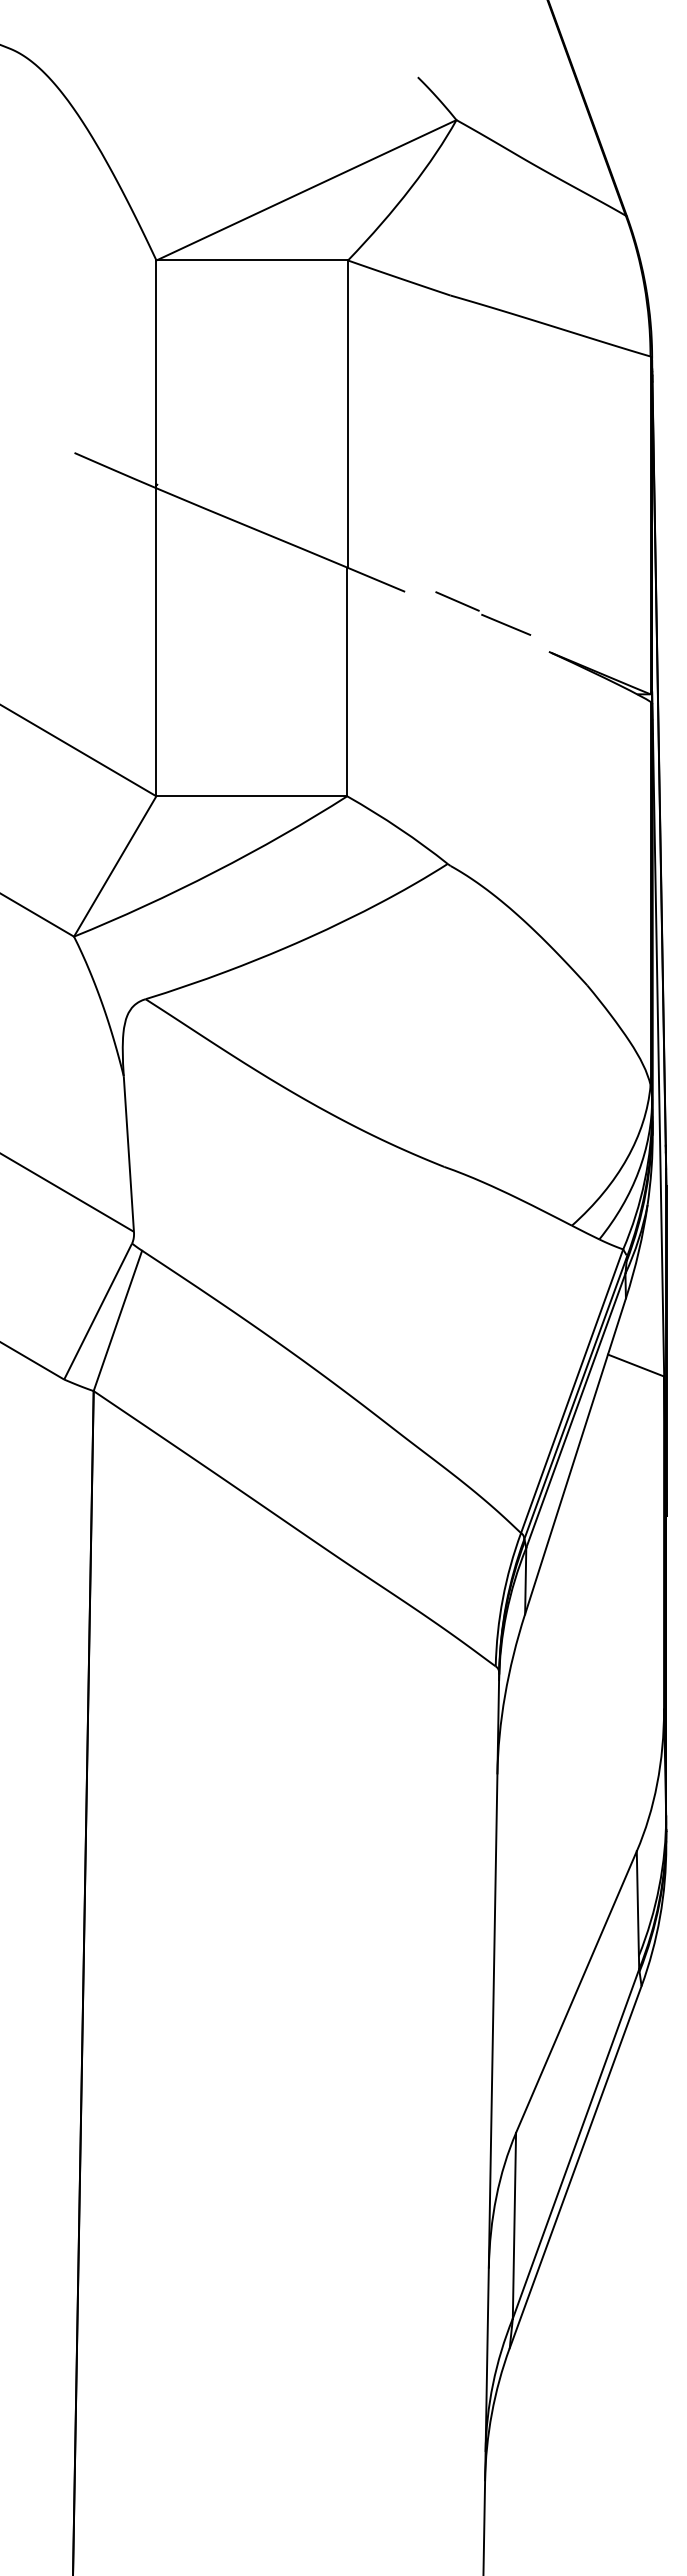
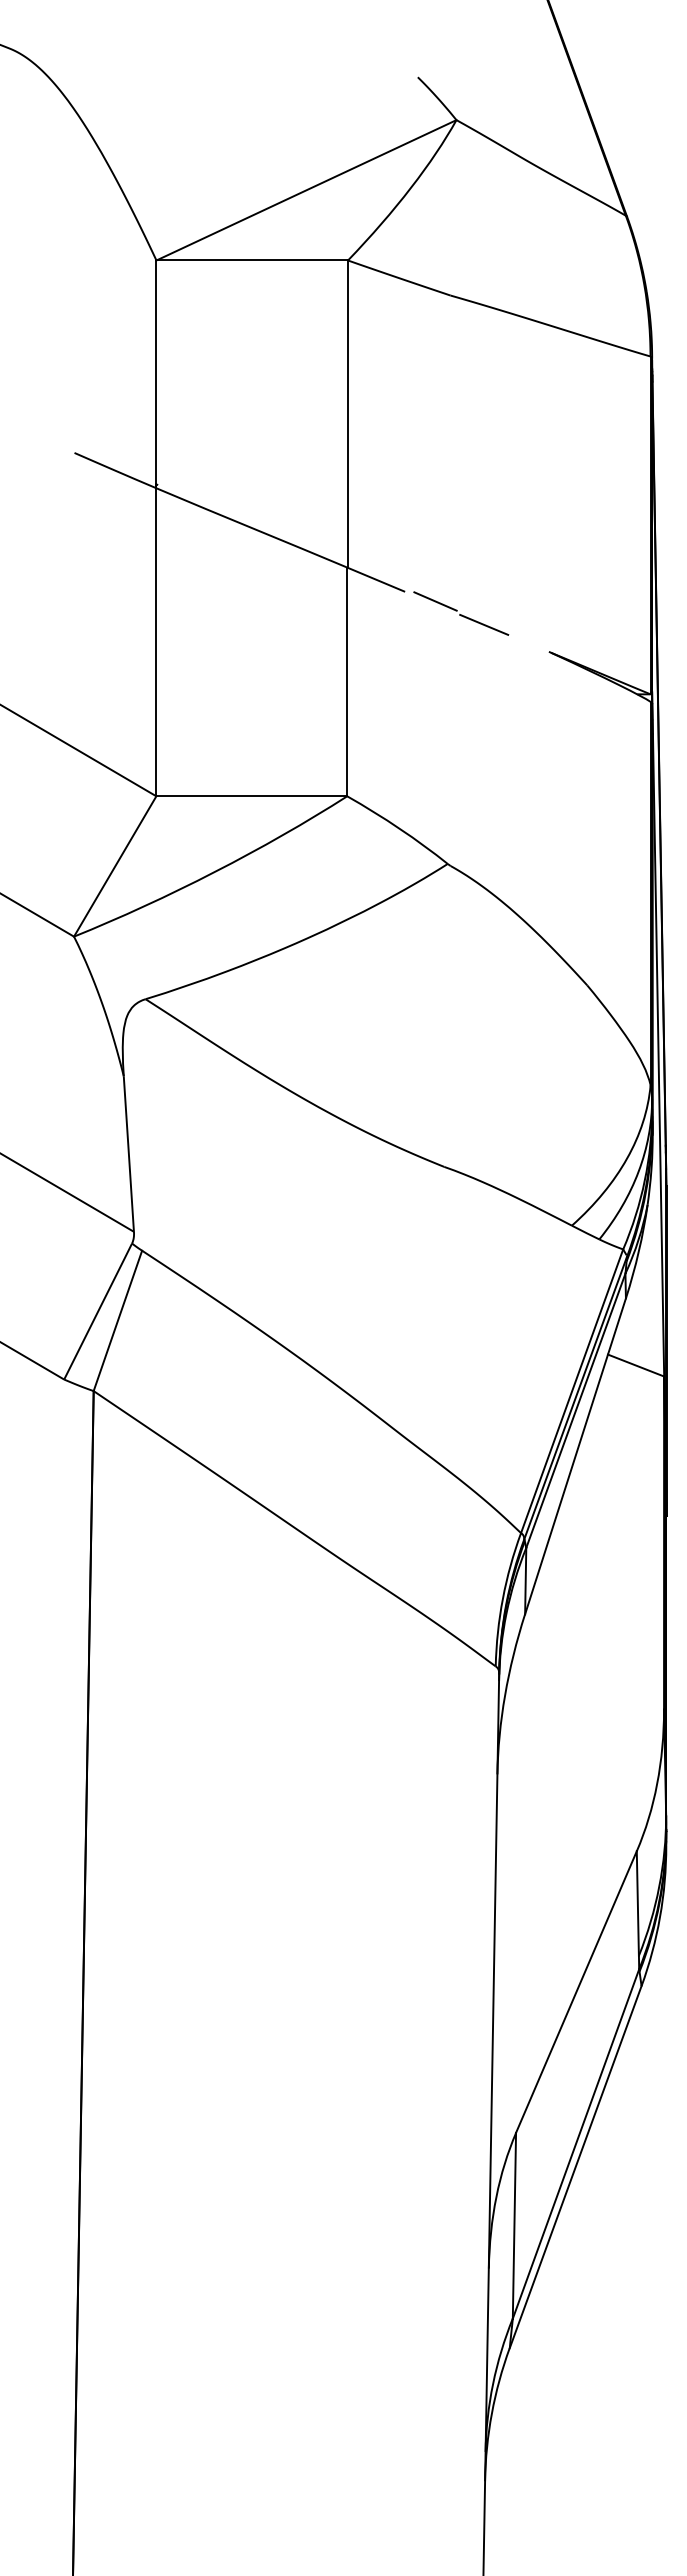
part position: (483, 613) -> (461, 613) (461, 613)
